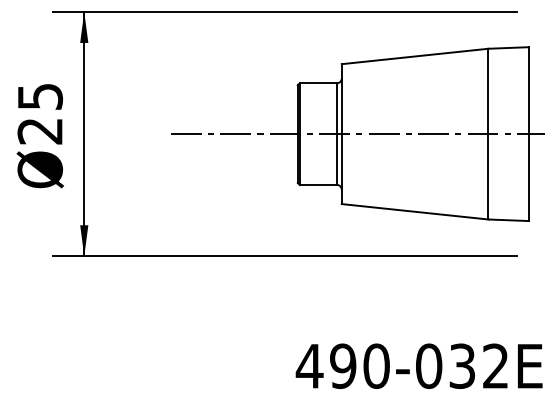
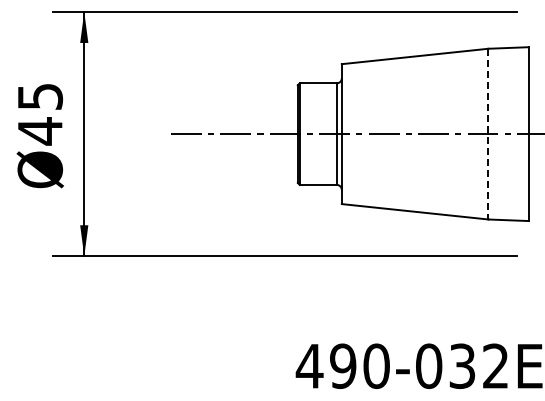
text: Ø25 -> Ø45 (39, 131)
line: solid -> dashed (488, 134)
